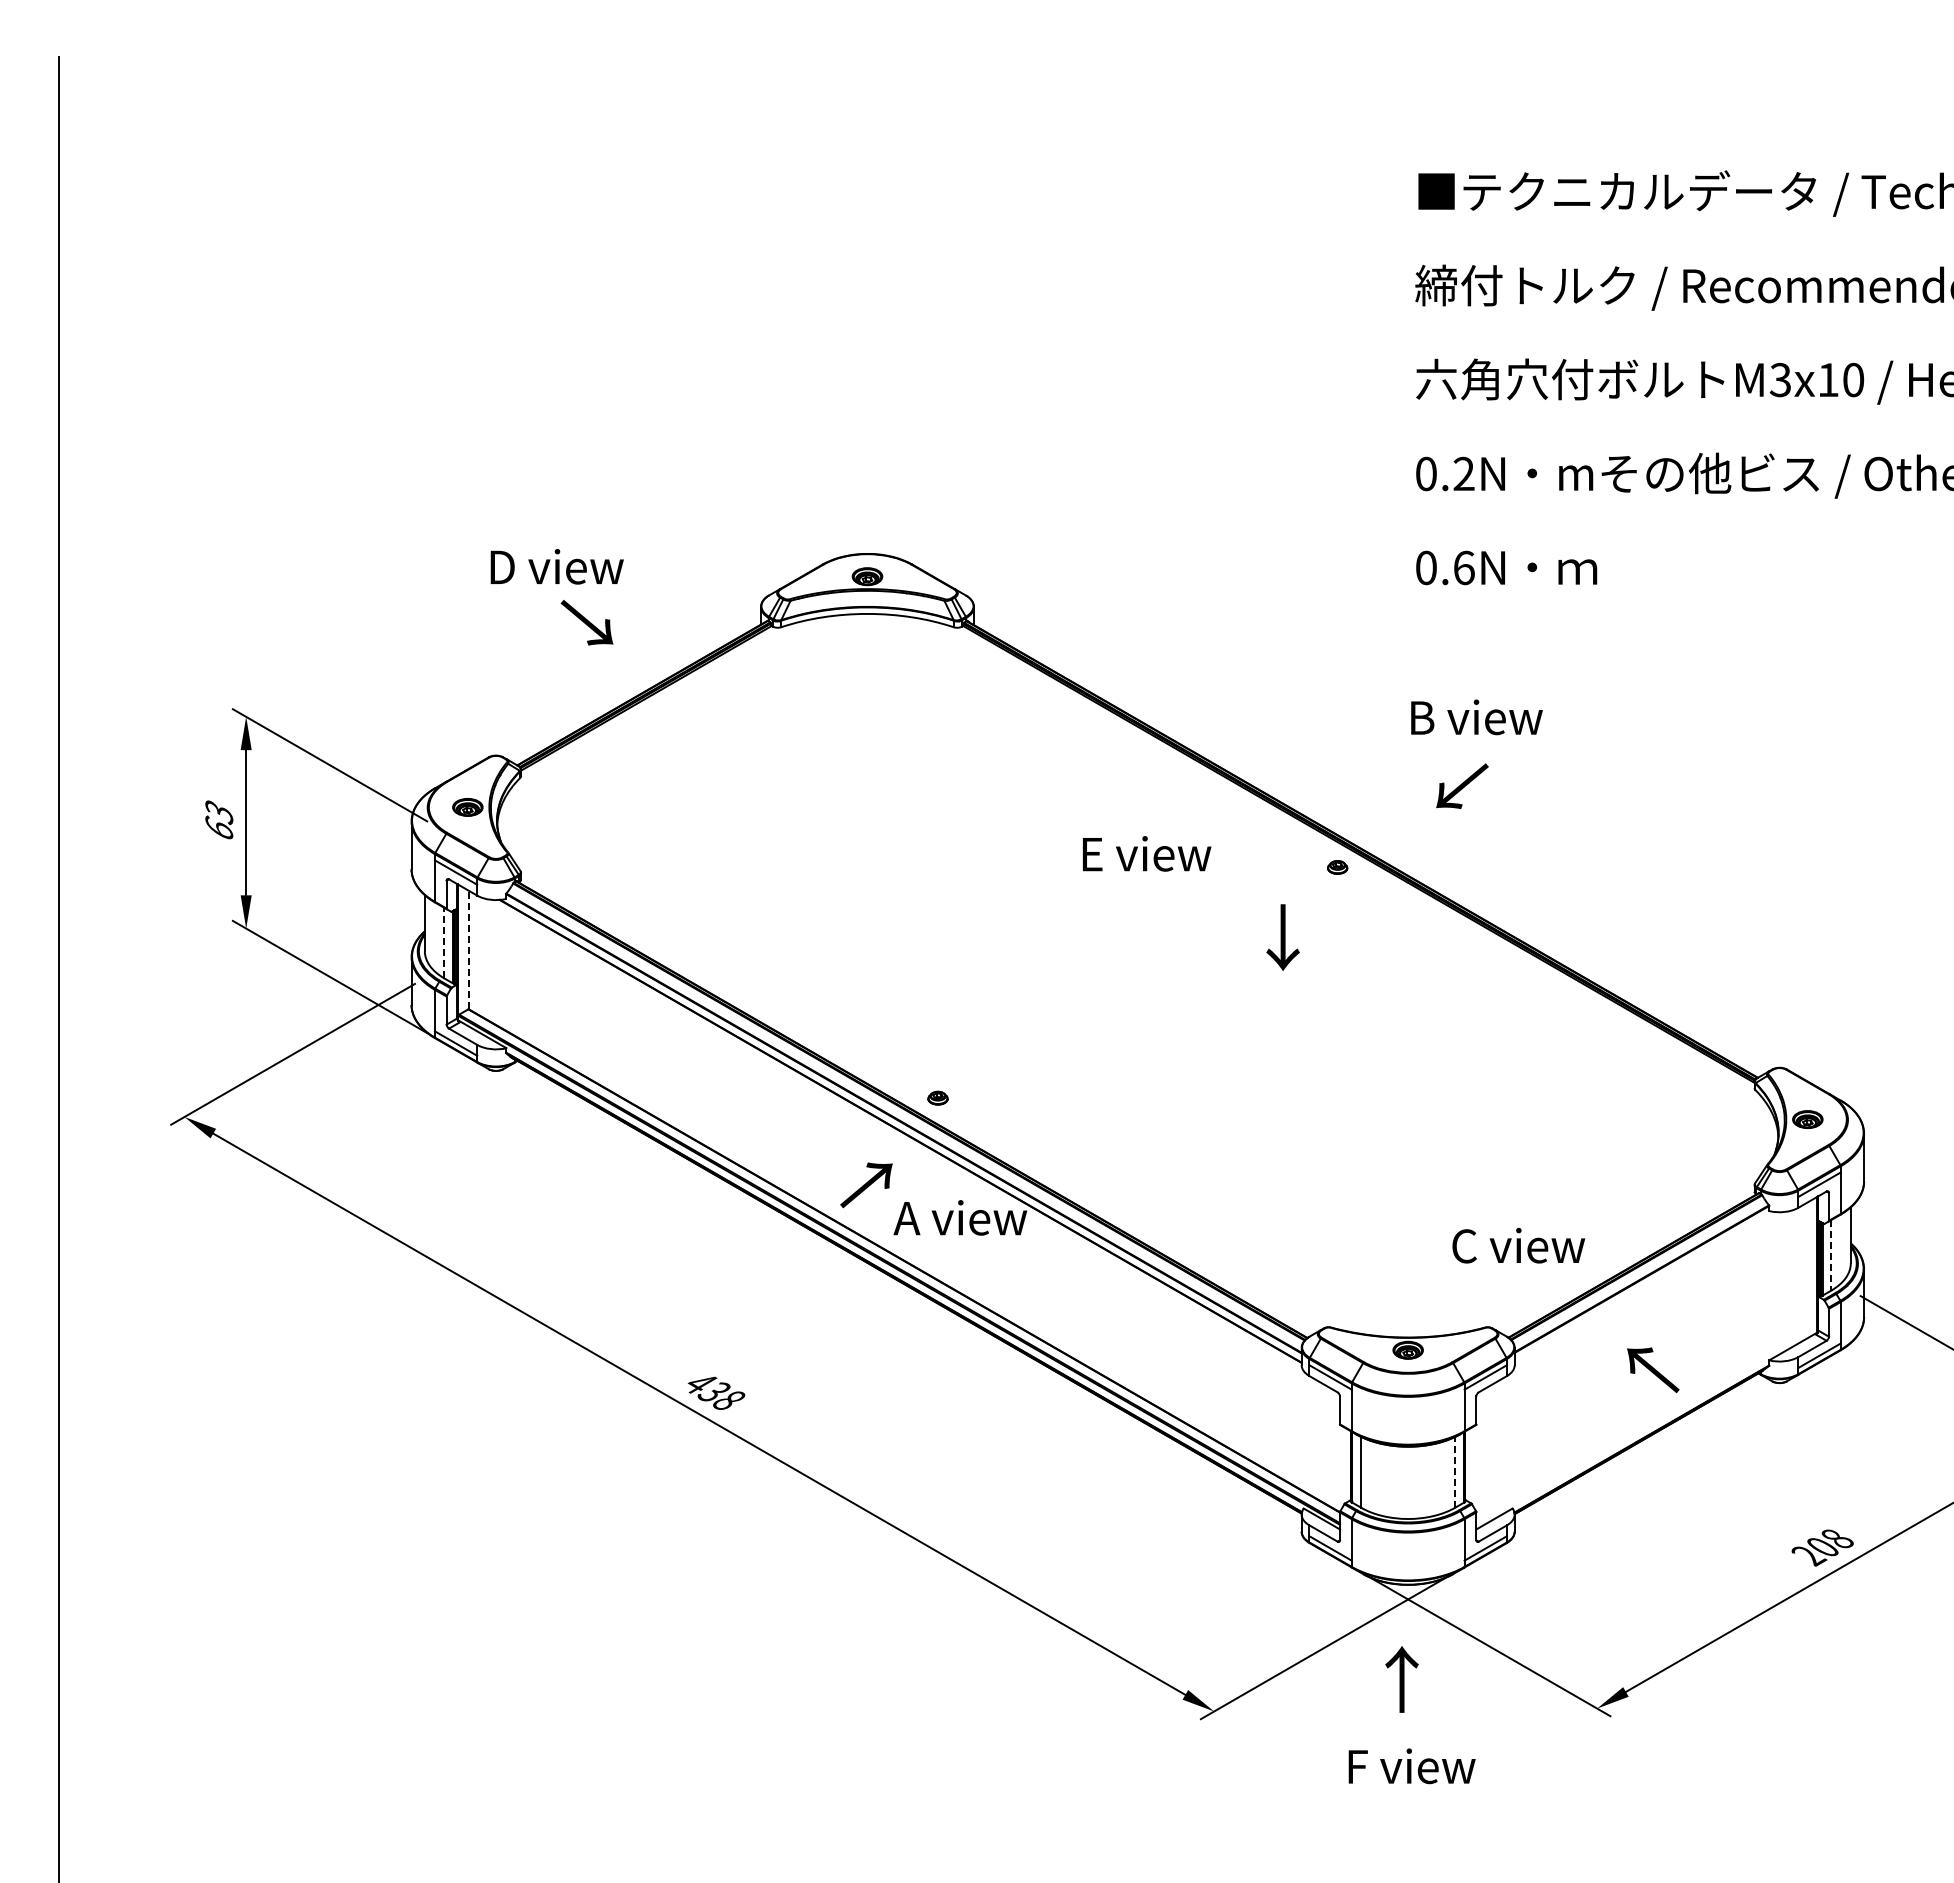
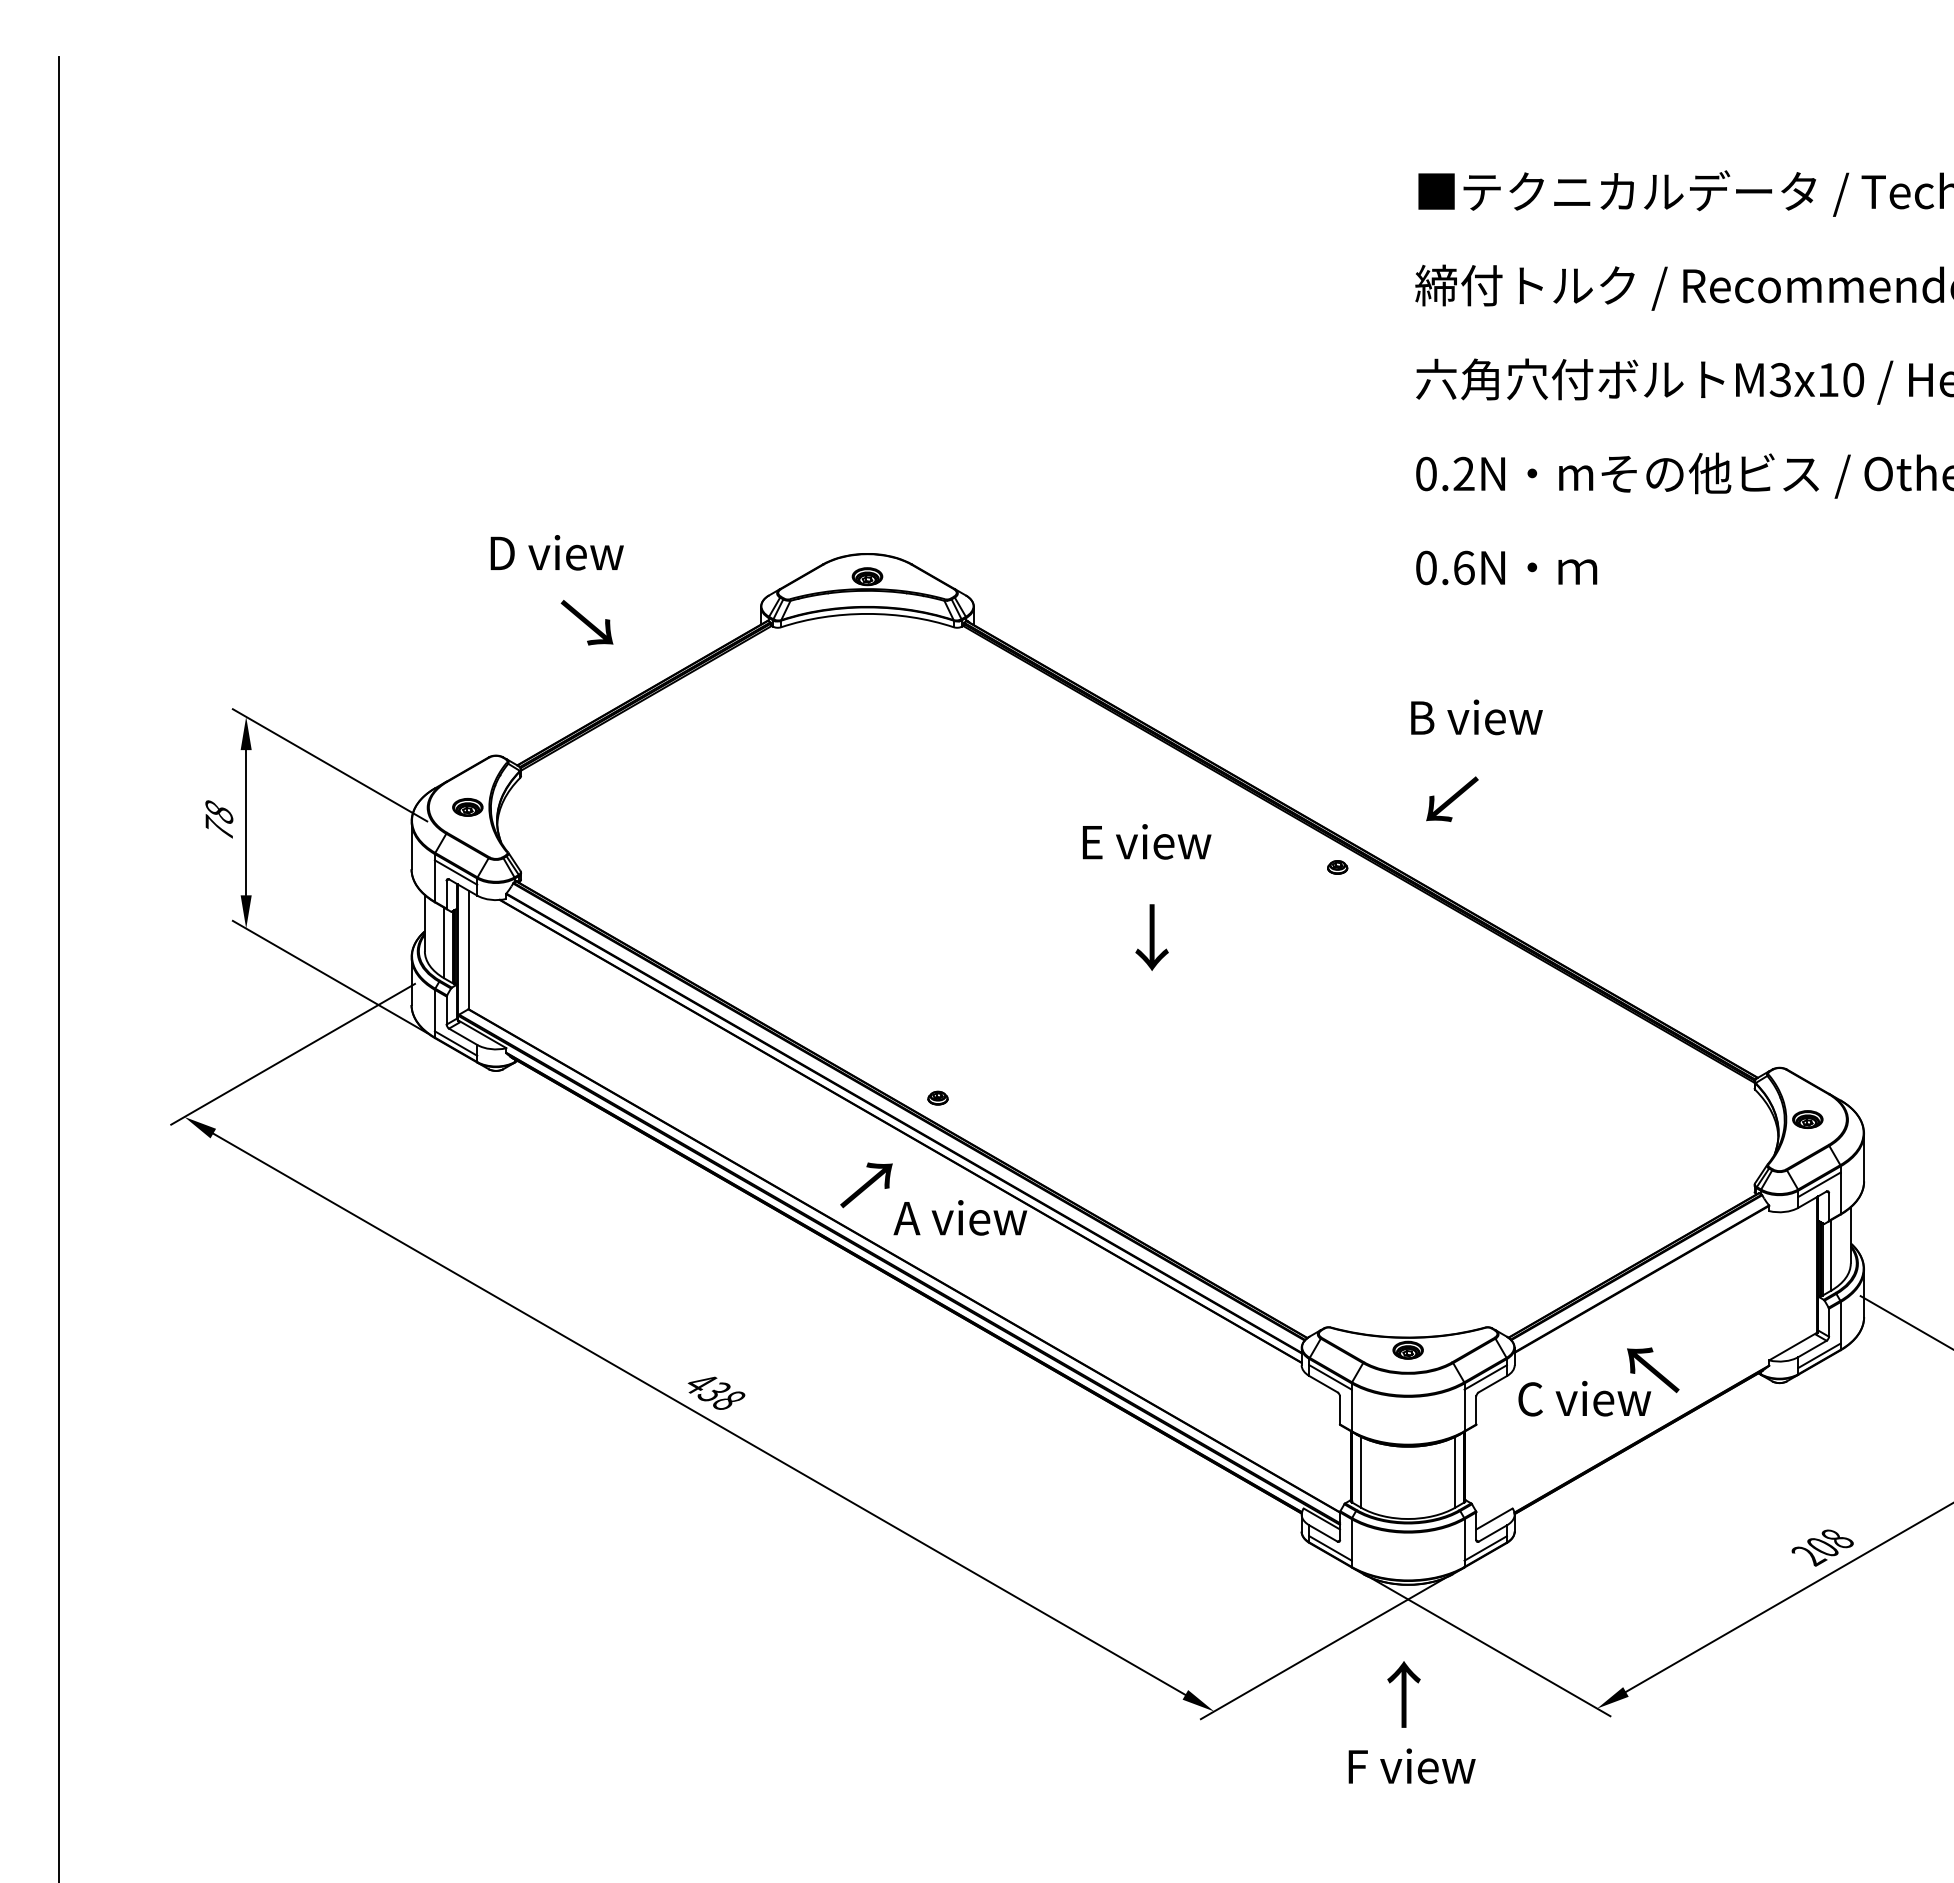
text position: (556, 566) -> (556, 552) (556, 552)
text position: (1462, 785) -> (1452, 798) (1452, 798)
text: 63 -> 78 (219, 819)
text position: (1147, 853) -> (1147, 841) (1147, 841)
text position: (1282, 937) -> (1151, 937) (1151, 937)
line: dashed -> solid (444, 942)
line: dashed -> solid (469, 949)
text position: (1518, 1245) -> (1584, 1398) (1584, 1398)
line: dashed -> solid (1831, 1255)
line: dashed -> solid (1455, 1471)
text position: (1401, 1679) -> (1403, 1694) (1403, 1694)
